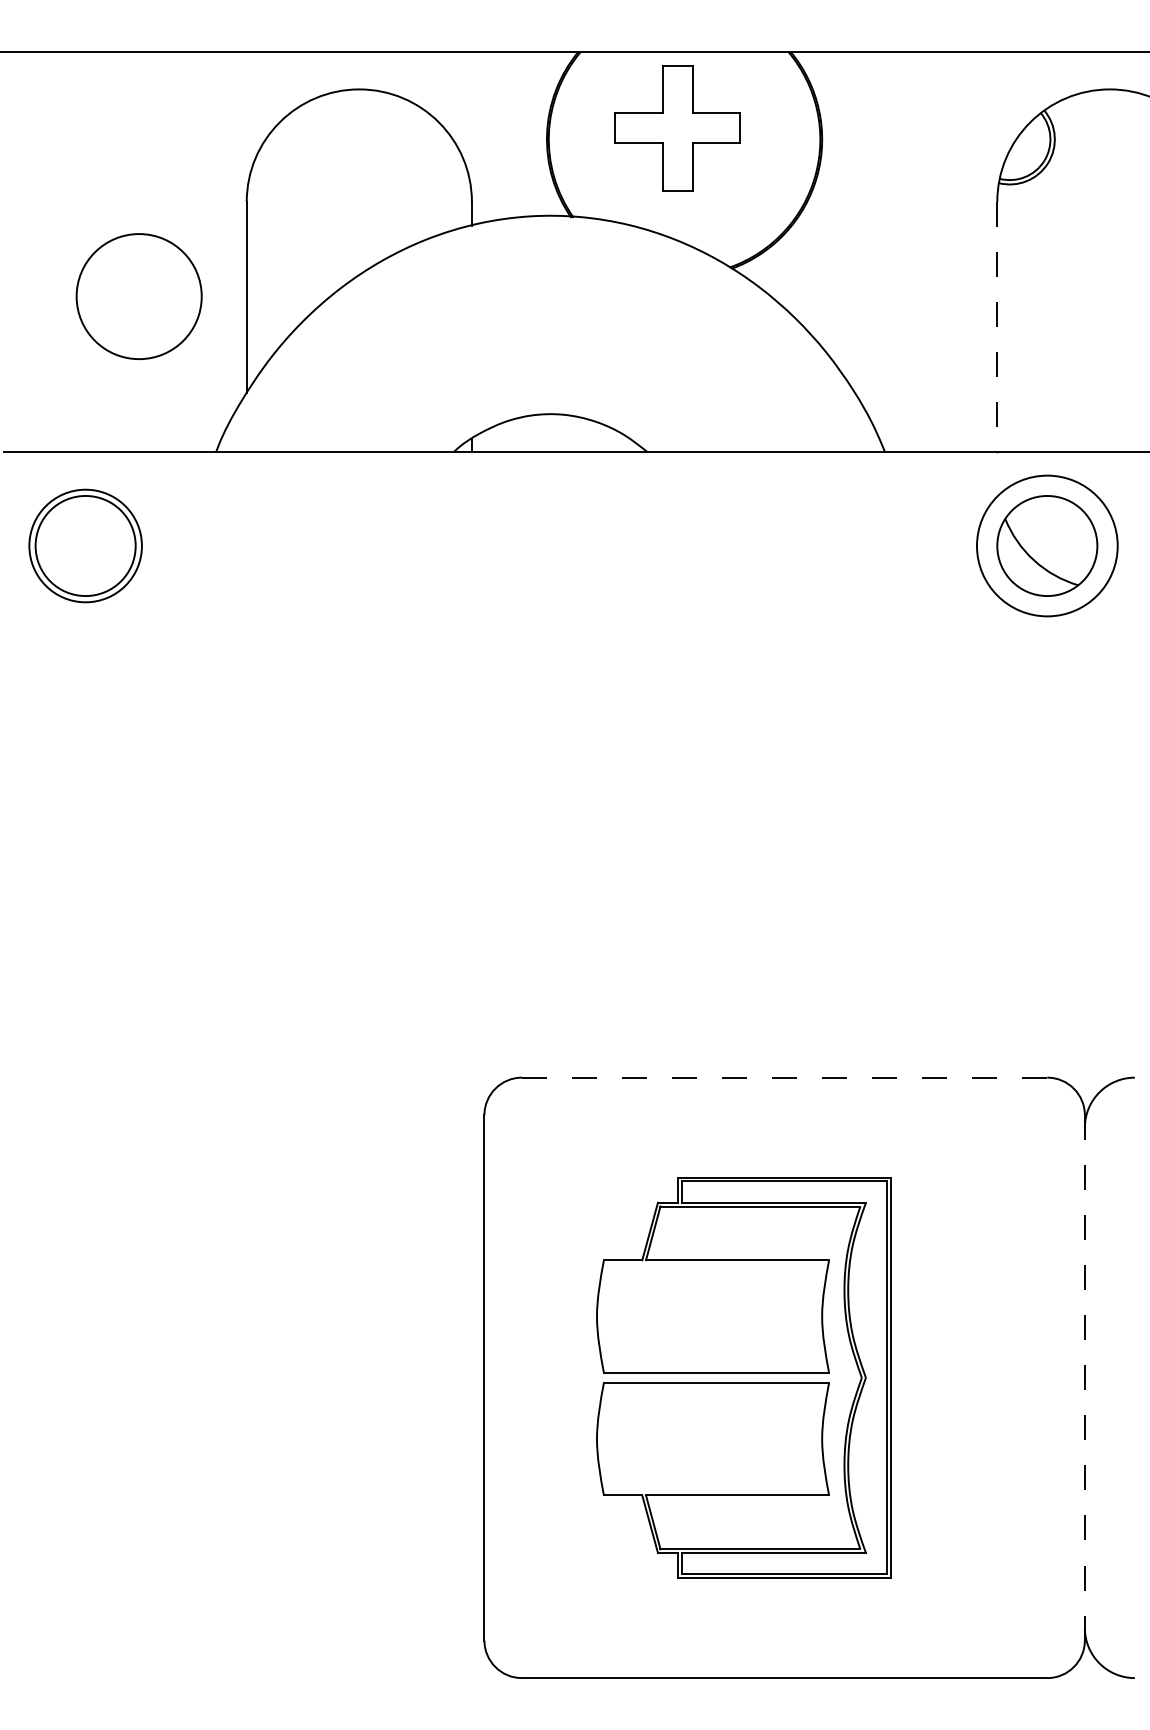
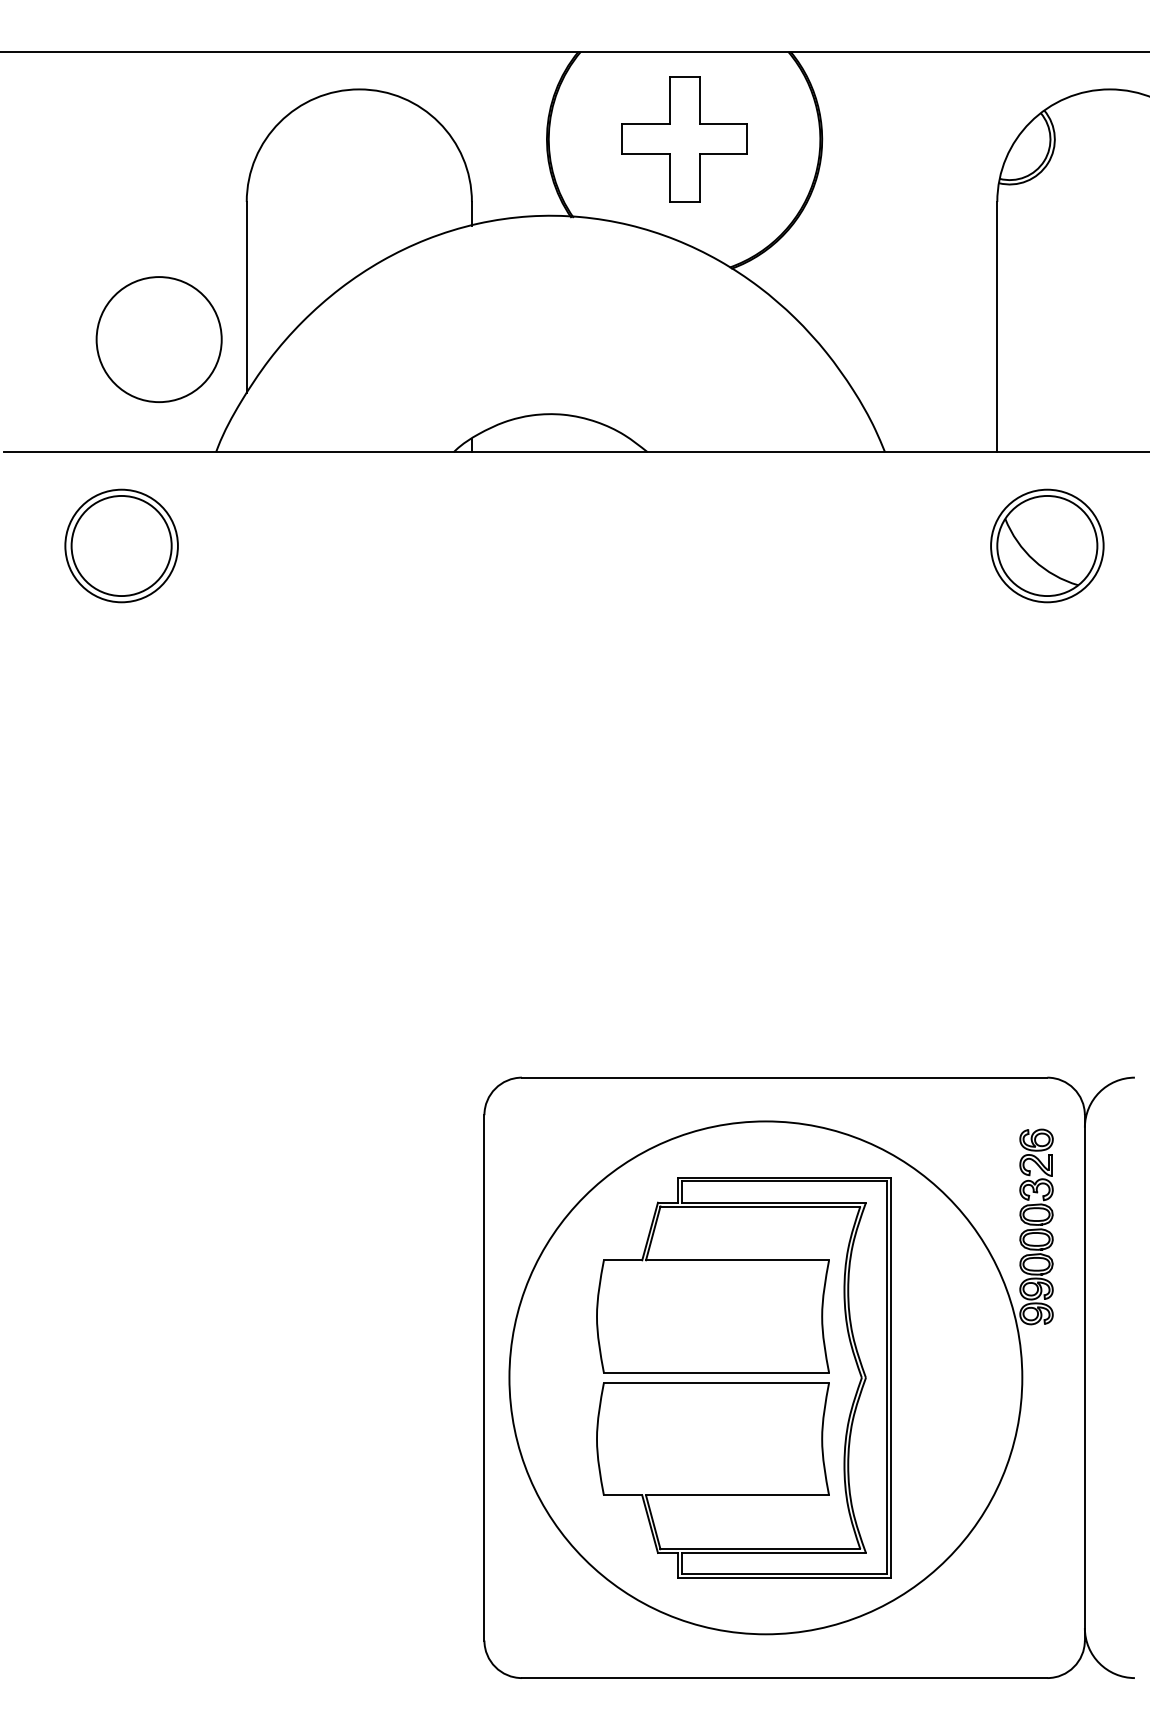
part position: (677, 128) -> (684, 139) (684, 139)
circle position: (138, 296) -> (158, 339) (158, 339)
line: dashed -> solid (997, 327)
part position: (85, 545) -> (121, 545) (121, 545)
circle diameter: 141 px -> 113 px (1047, 545)
line: dashed -> solid (784, 1077)
part: none -> present (780, 1377)
line: dashed -> solid (1084, 1377)
